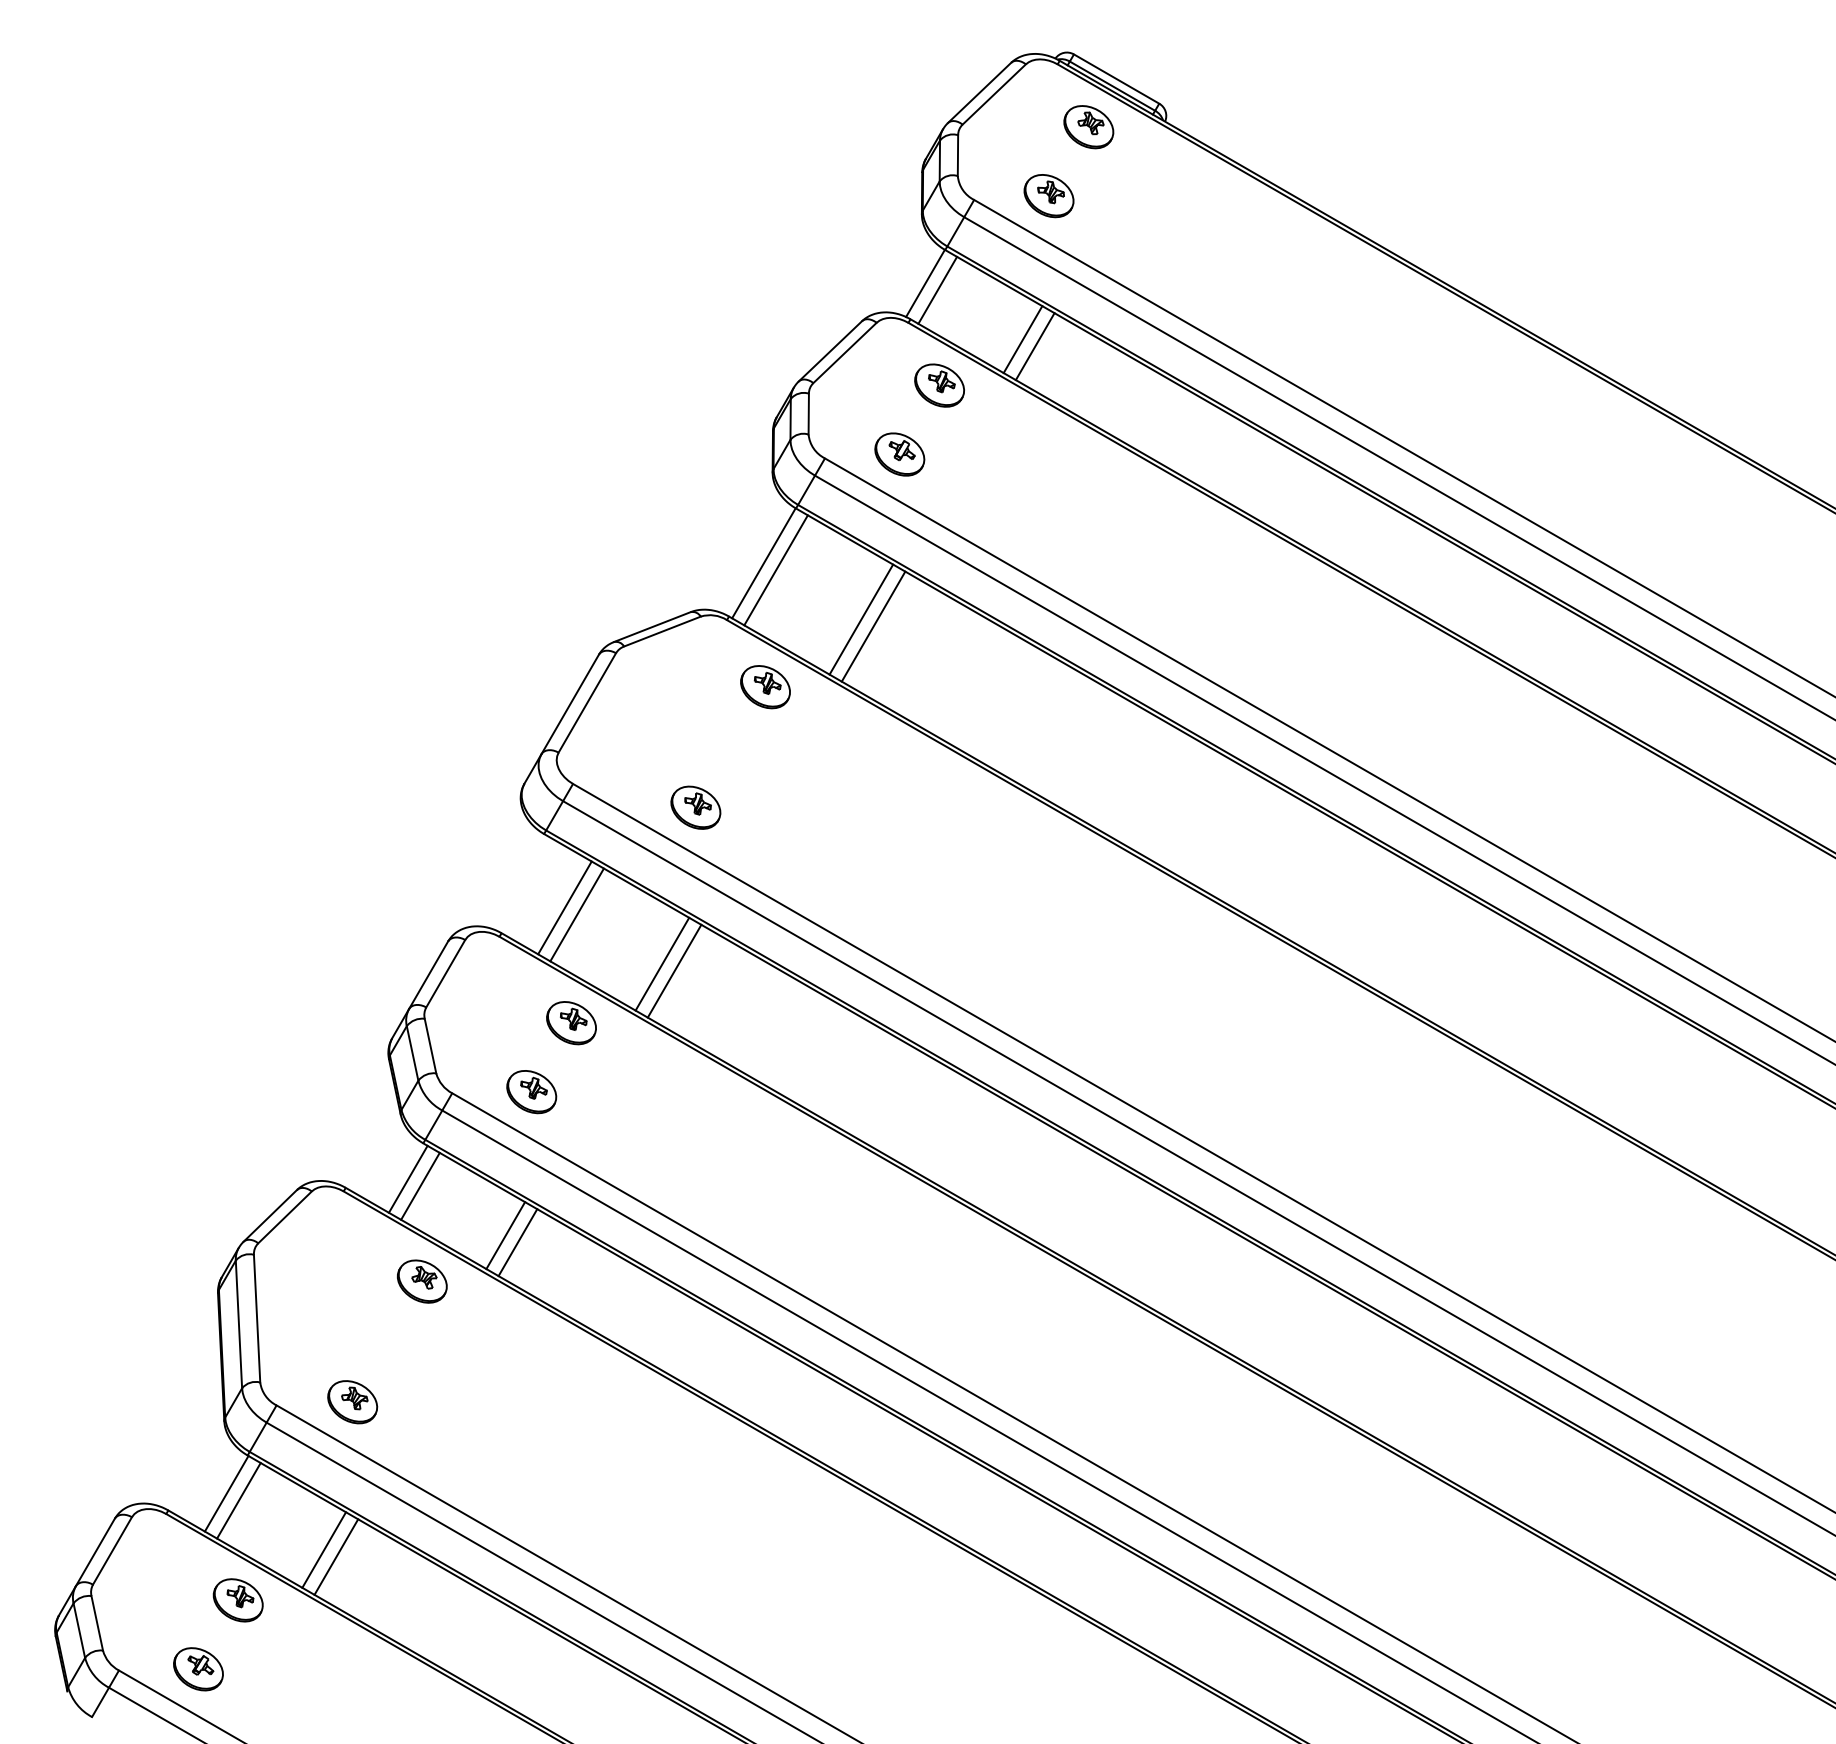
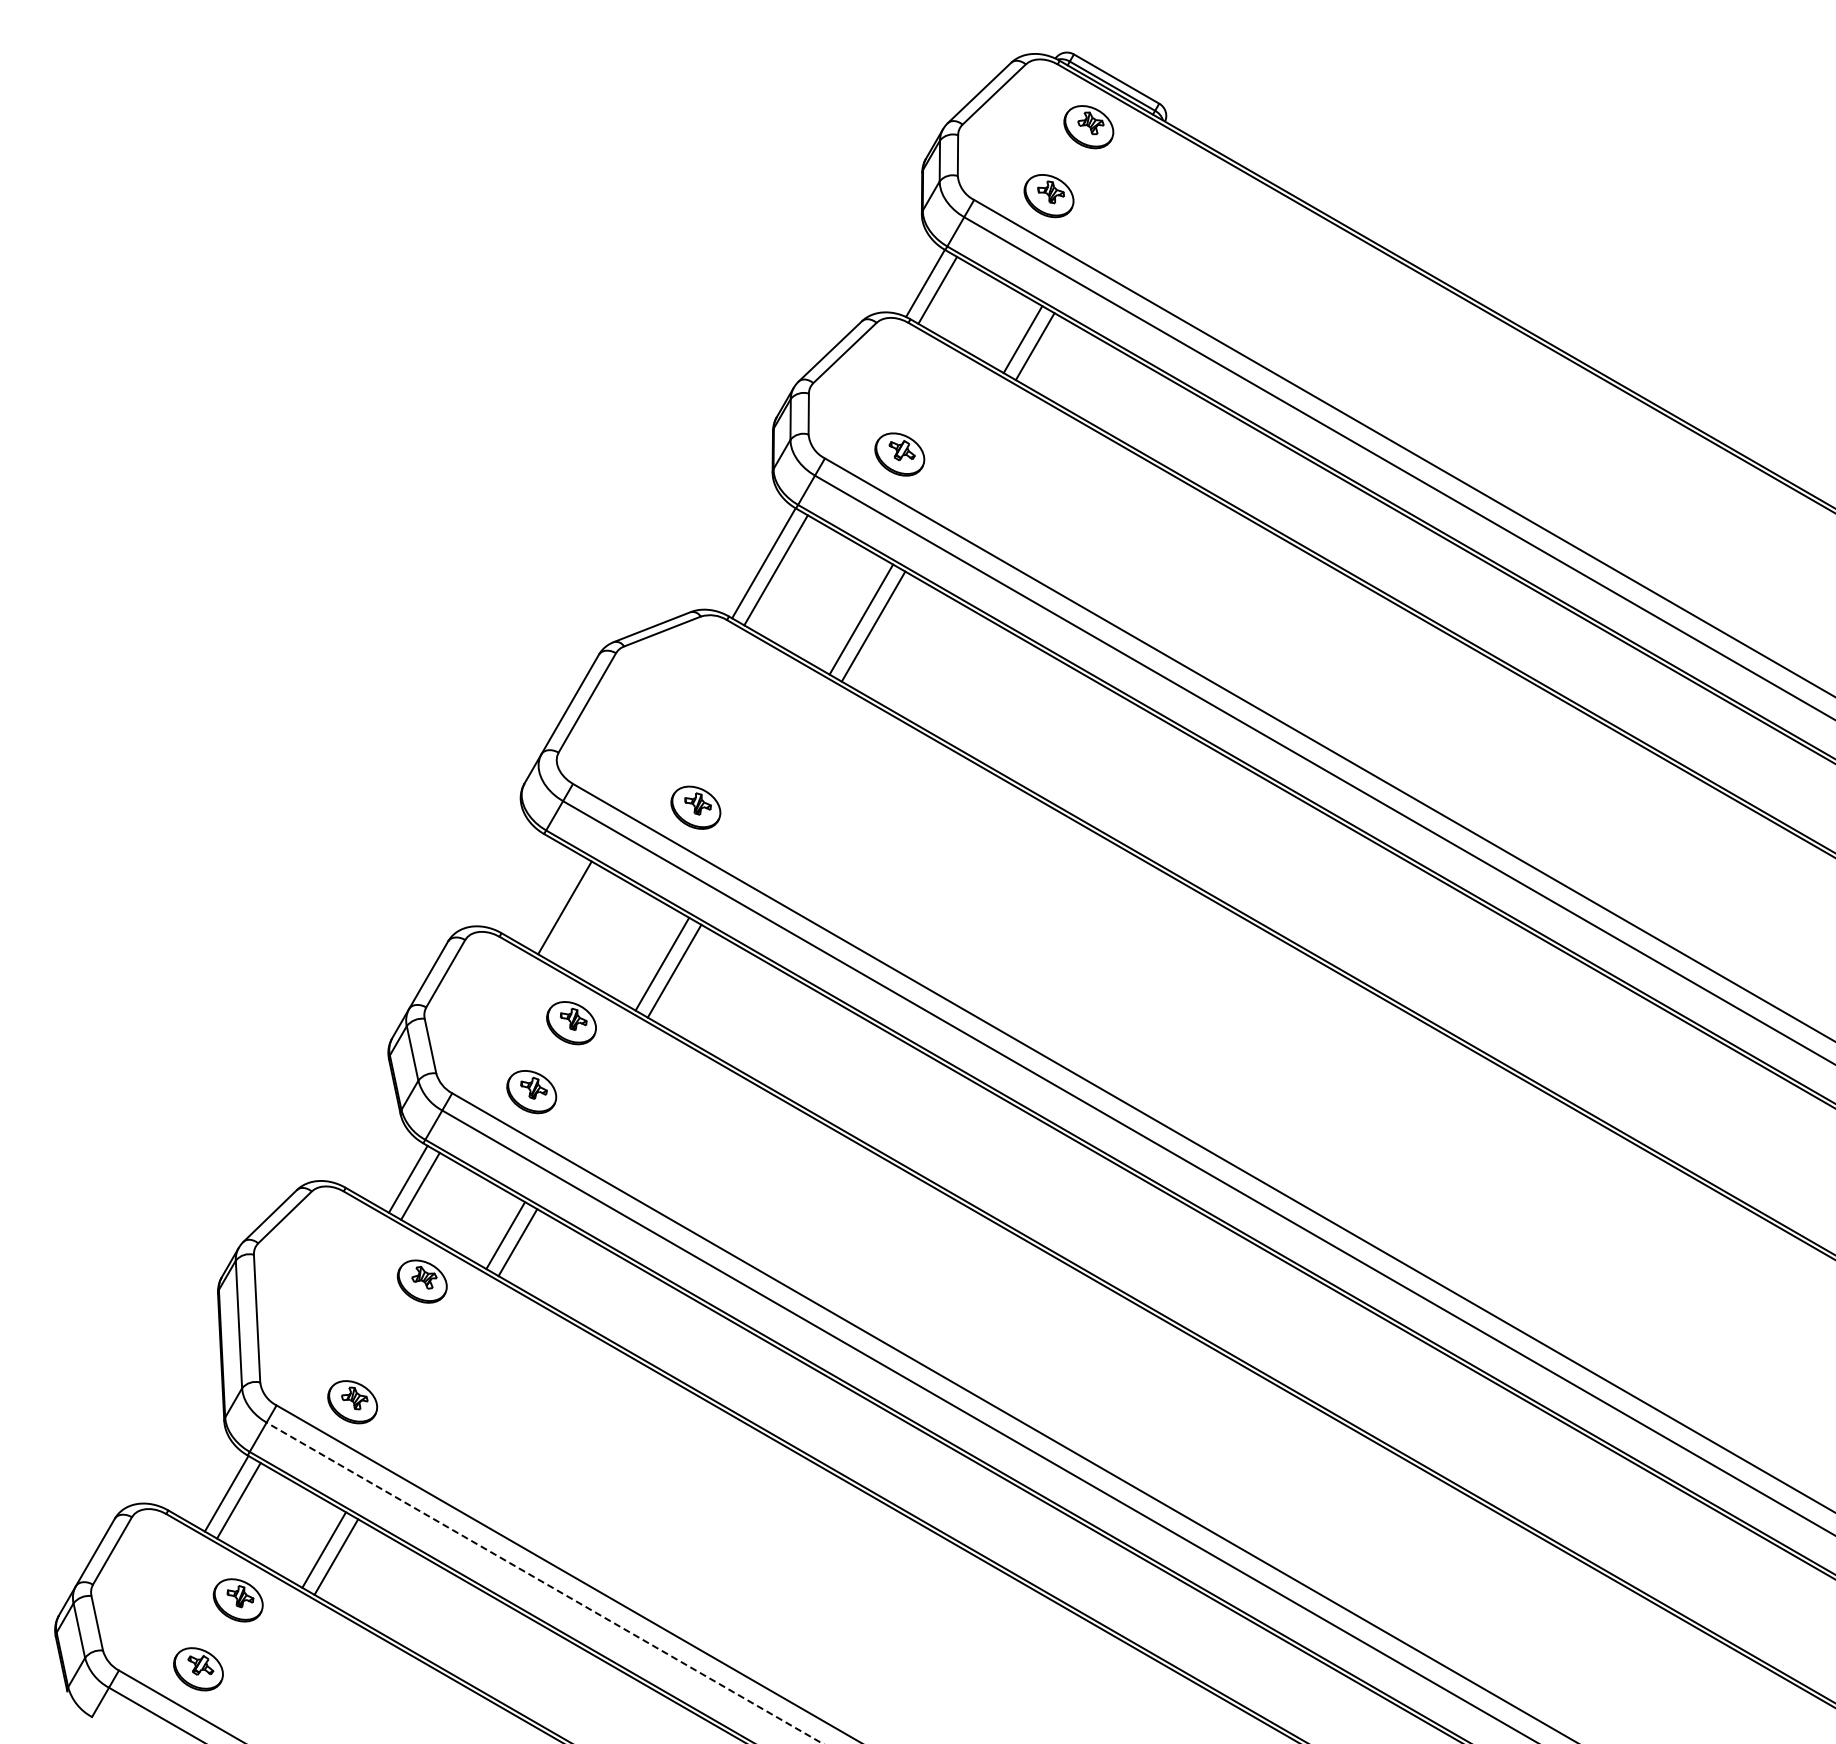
part: present -> none (939, 385)
part: present -> none (765, 687)
line: present -> none (576, 914)
line: solid -> dashed (544, 1583)
